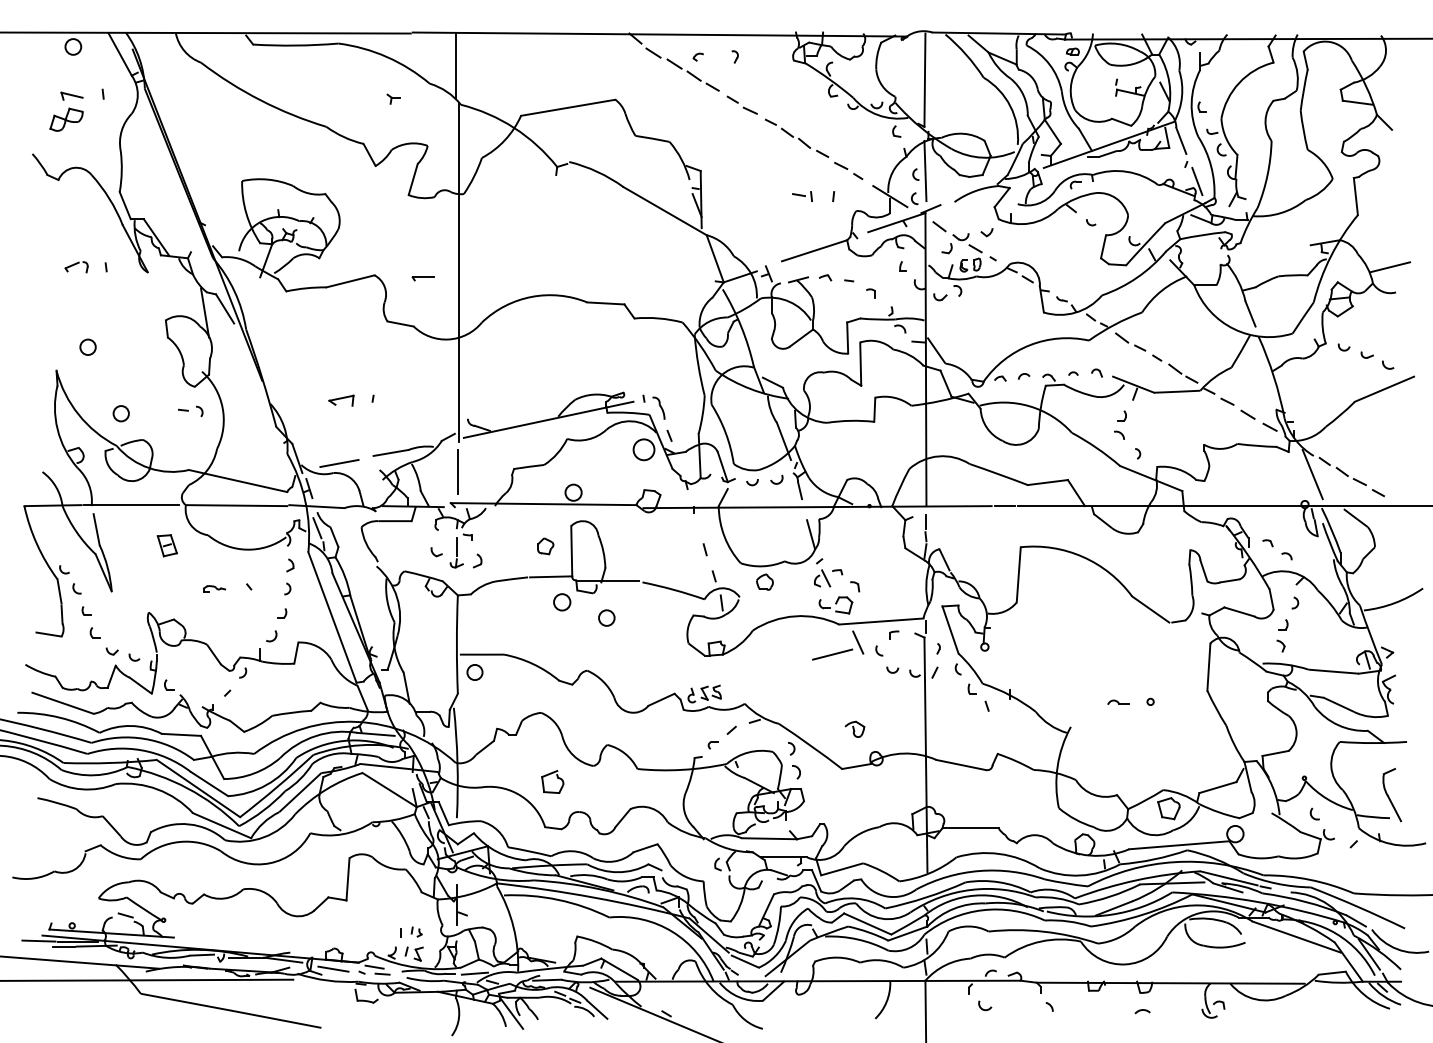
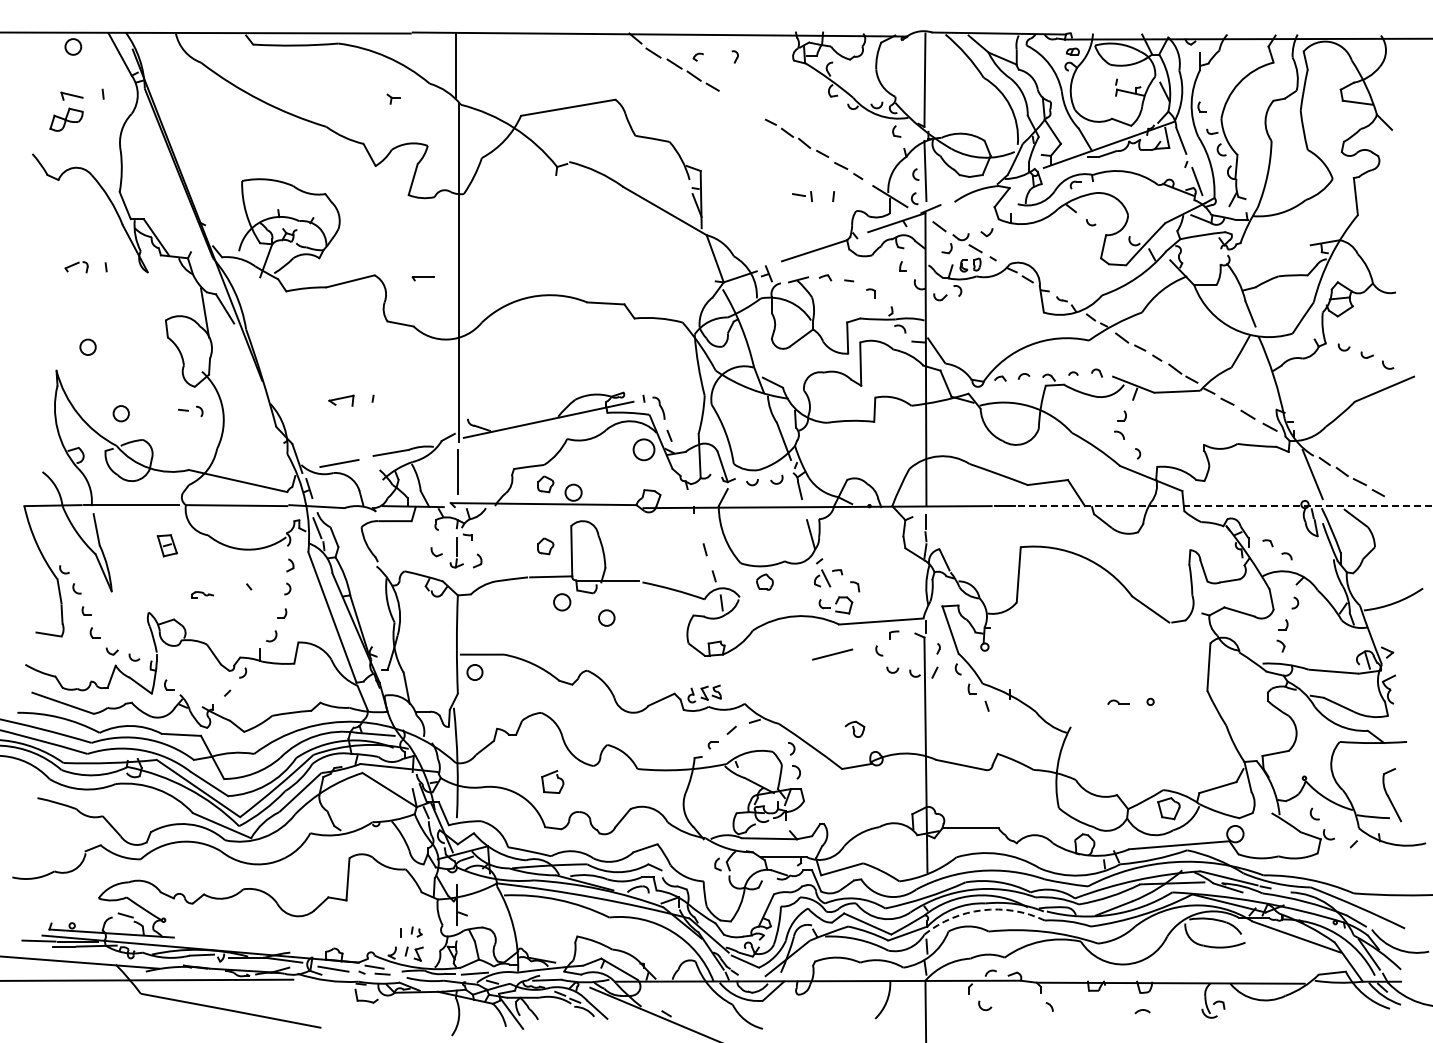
part: present -> none (741, 104)
line: present -> none (1389, 267)
part: none -> present (545, 484)
line: solid -> dashed (1225, 506)
part position: (214, 588) -> (202, 594) (202, 594)
line: present -> none (858, 642)
arc: solid -> dashed (982, 910)
